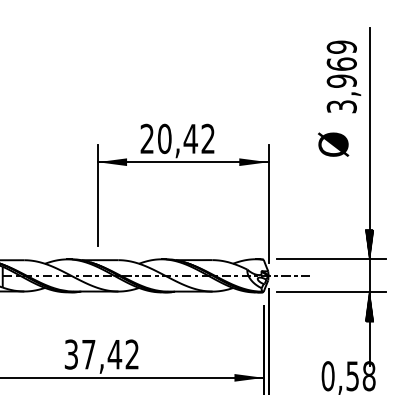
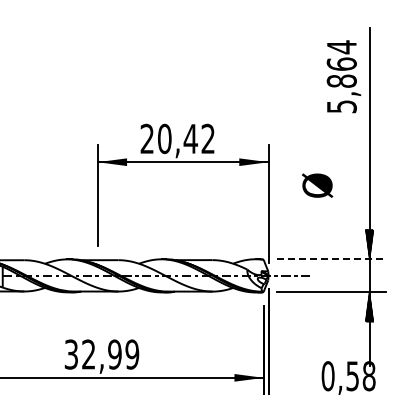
text: 3,969 -> 5,864 (341, 76)
text position: (333, 144) -> (317, 185) (317, 185)
line: solid -> dashed (331, 259)
text: 37,42 -> 32,99 (110, 354)
